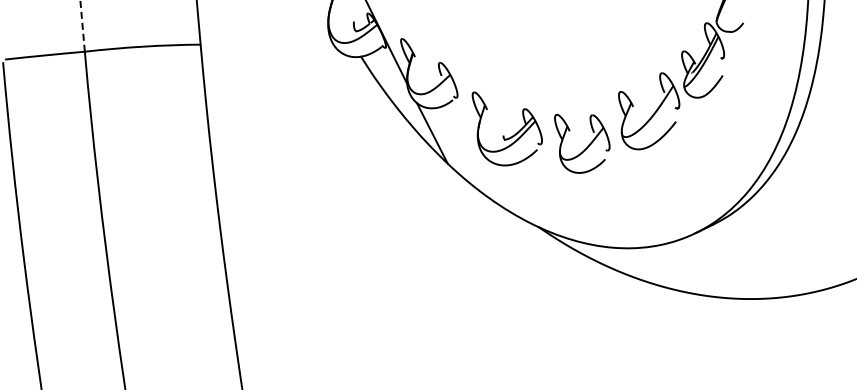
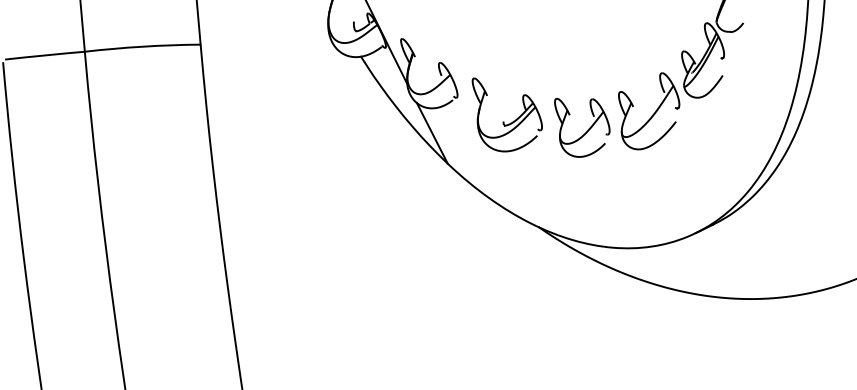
line: dashed -> solid (82, 25)
part position: (504, 135) -> (504, 121) (504, 121)
part position: (582, 143) -> (582, 127) (582, 127)
